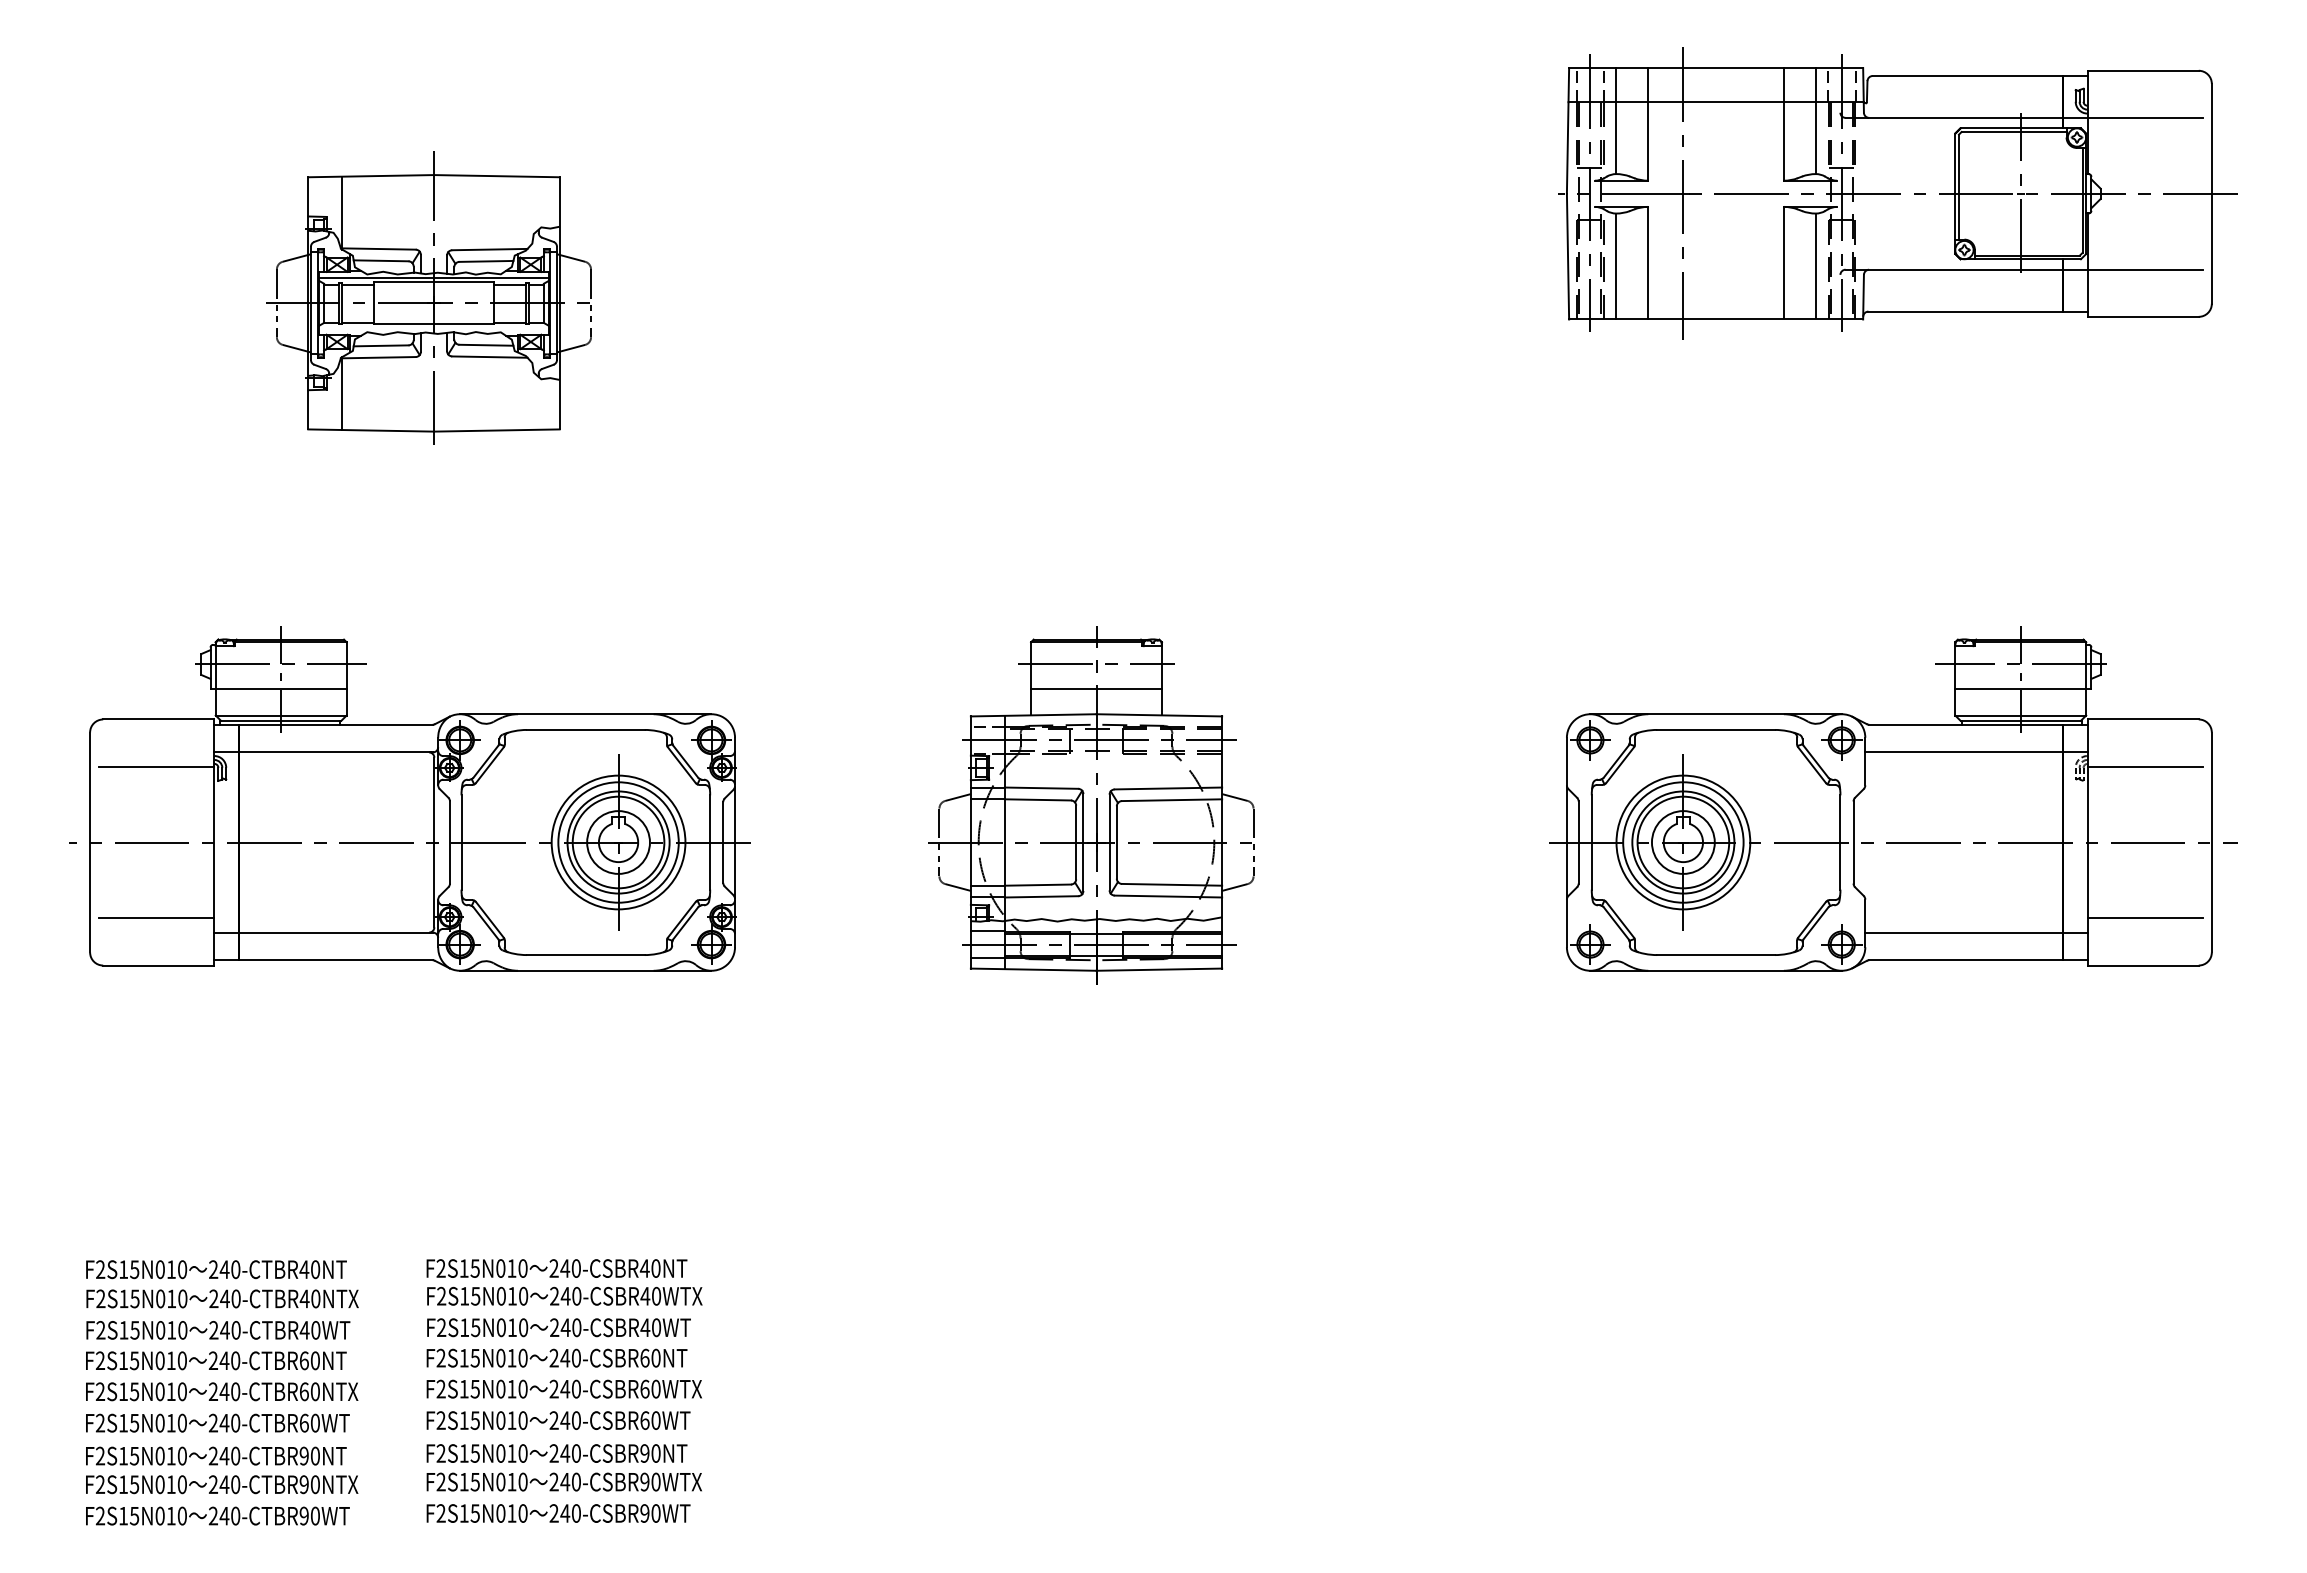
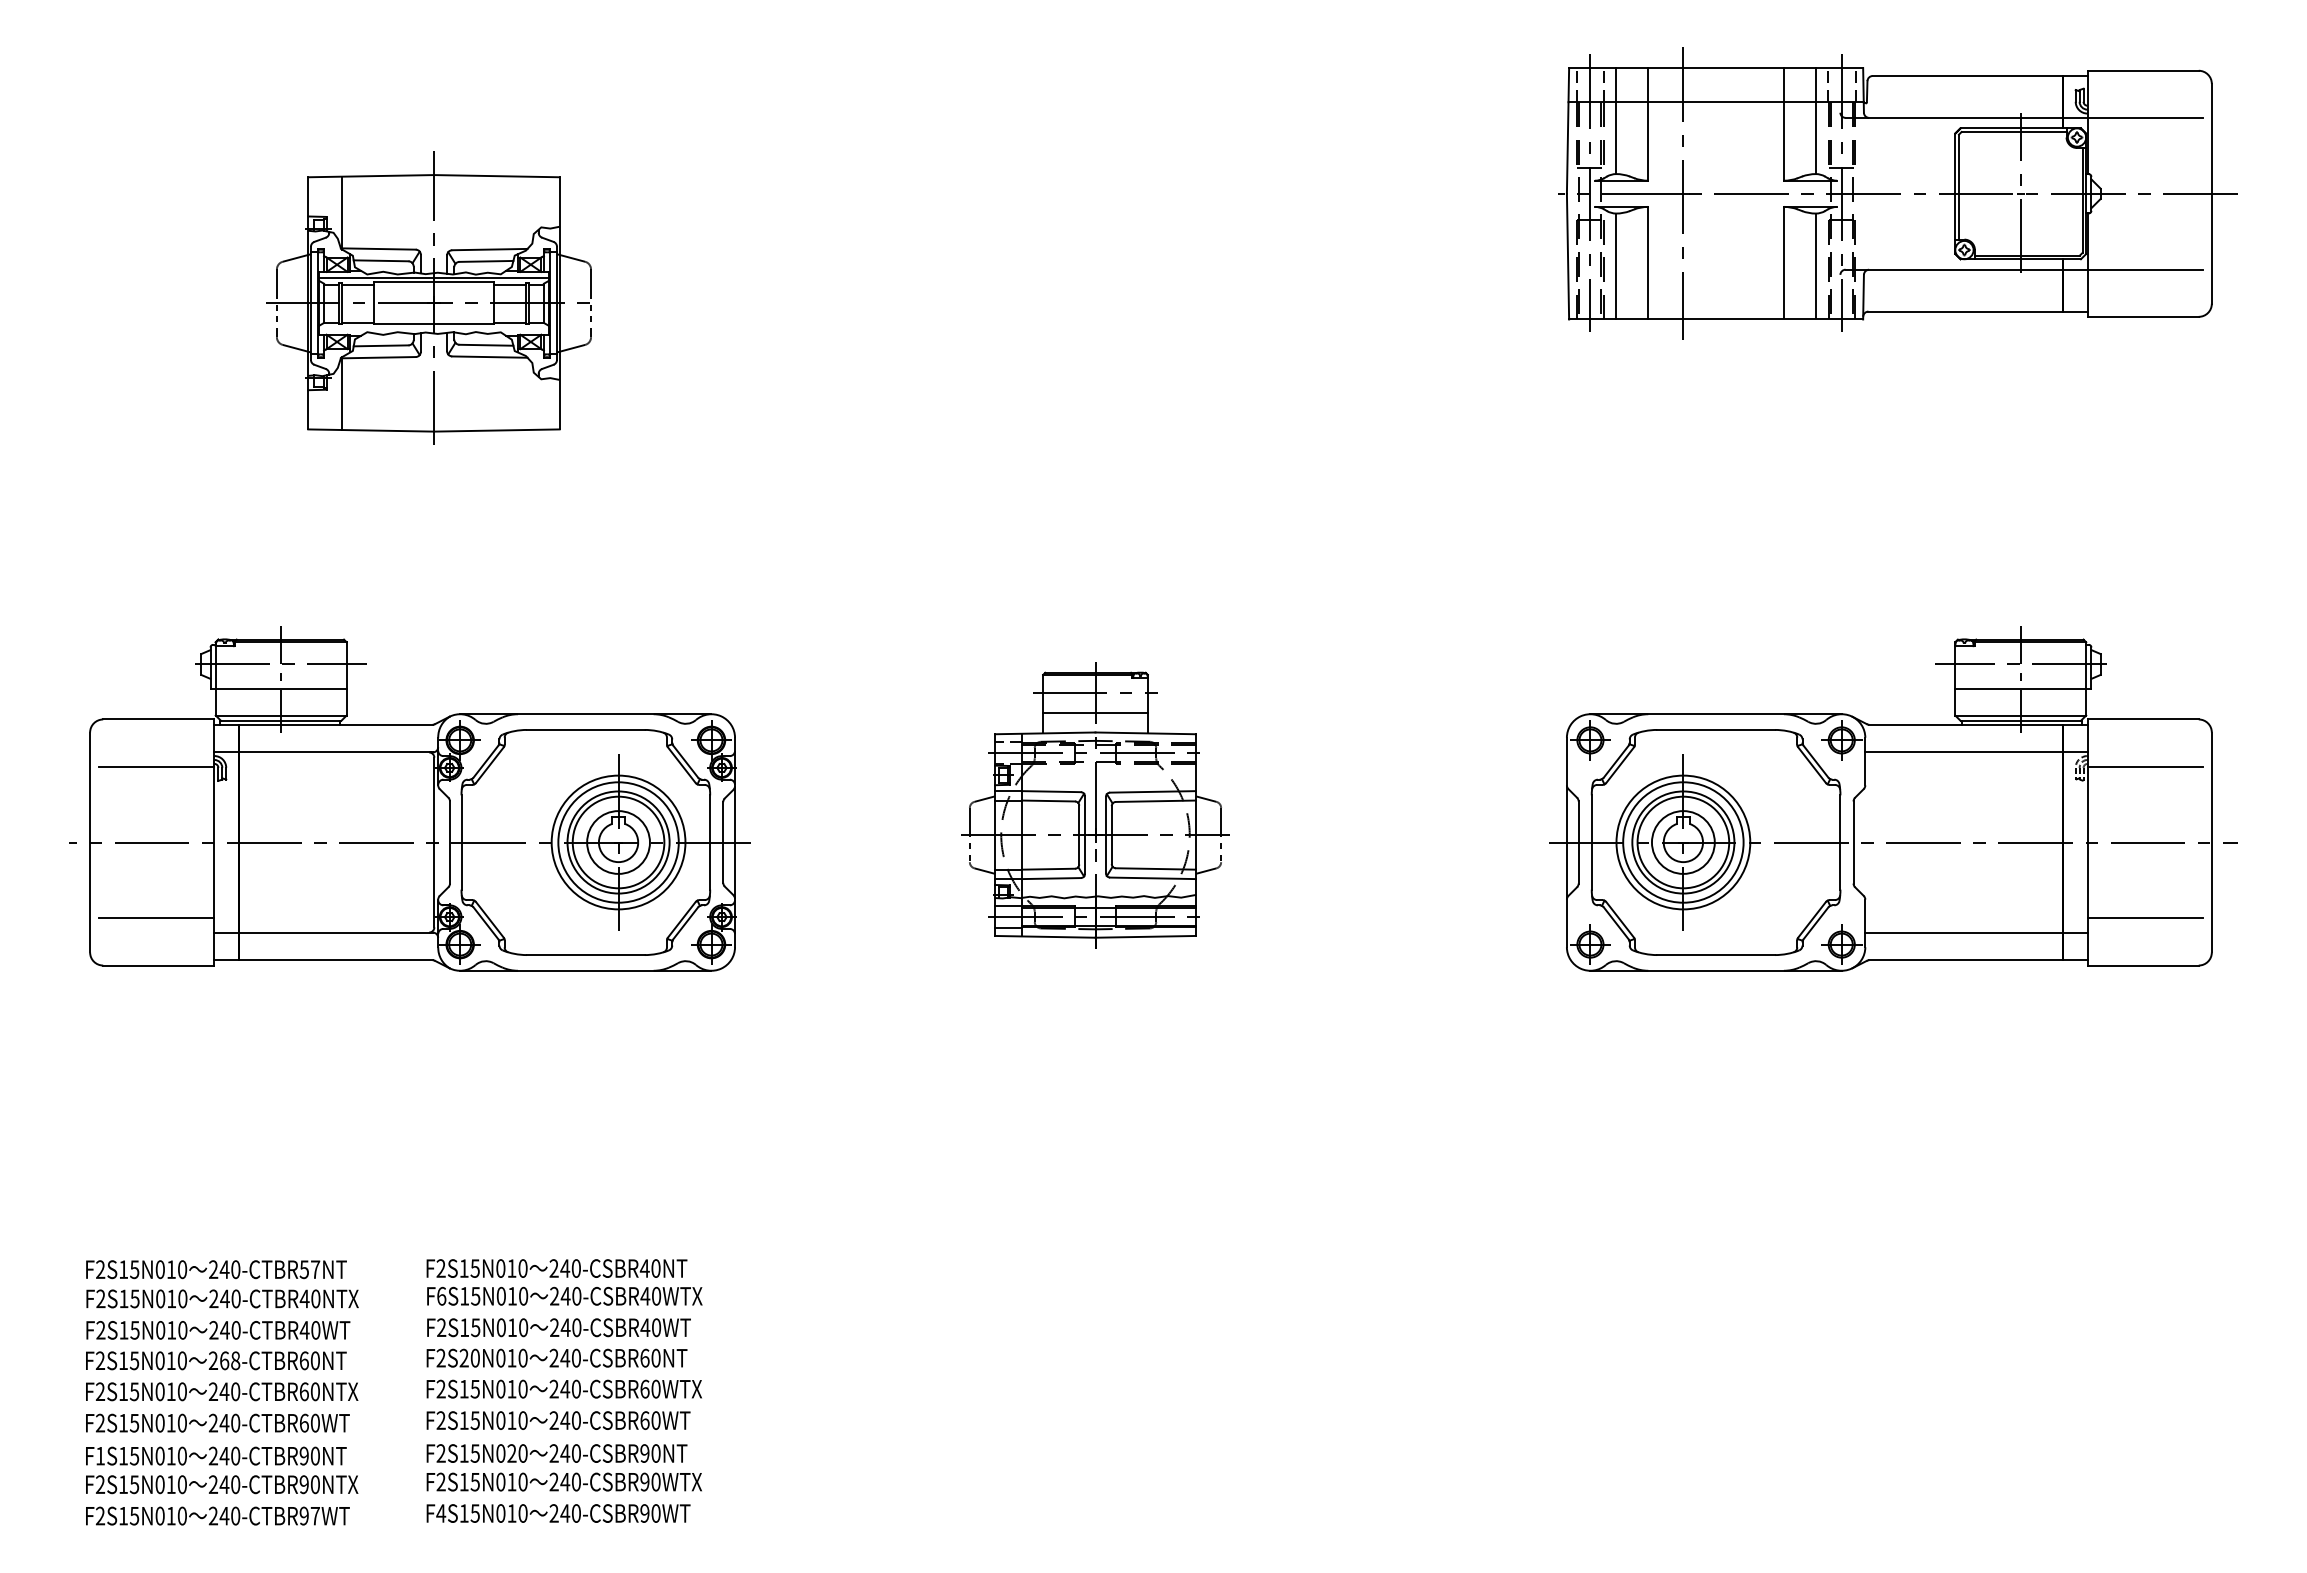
part size: 327x359 px -> 265x287 px (1093, 805)
text: 240-CTBR40NT -> 240-CTBR57NT (309, 1269)
text: F2S15N010 -> F6S15N010 (441, 1295)
text: F2S15N010 -> F2S20N010 (469, 1357)
text: 240-CTBR60NT -> 268-CTBR60NT (229, 1360)
text: F2S15N010 -> F2S15N020 (511, 1453)
text: F2S15N010 -> F1S15N010 (100, 1455)
text: F2S15N010 -> F4S15N010 (441, 1513)
text: 240-CTBR90WT -> 240-CTBR97WT (314, 1515)
